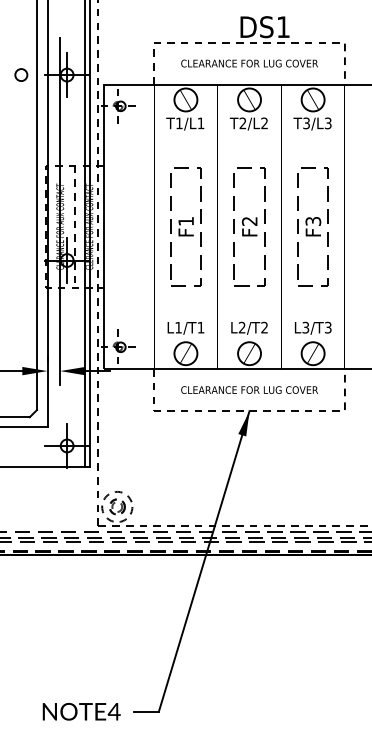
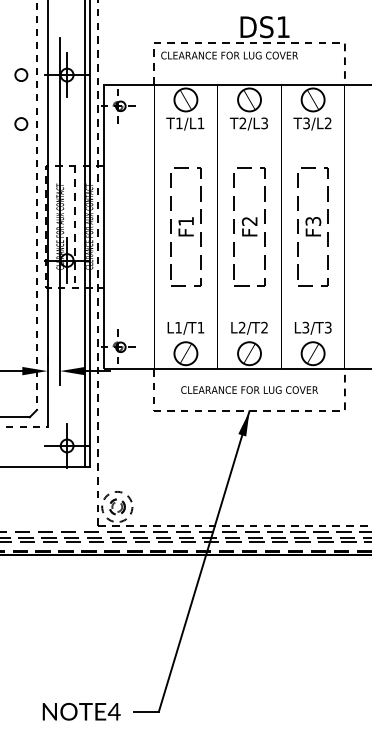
text position: (249, 63) -> (229, 55) (229, 55)
circle: none -> present (21, 123)
text: T2/L2 -> T2/L3 (264, 123)
text: T3/L3 -> T3/L2 (328, 123)
line: solid -> dashed (37, 205)
line: solid -> dashed (24, 427)
